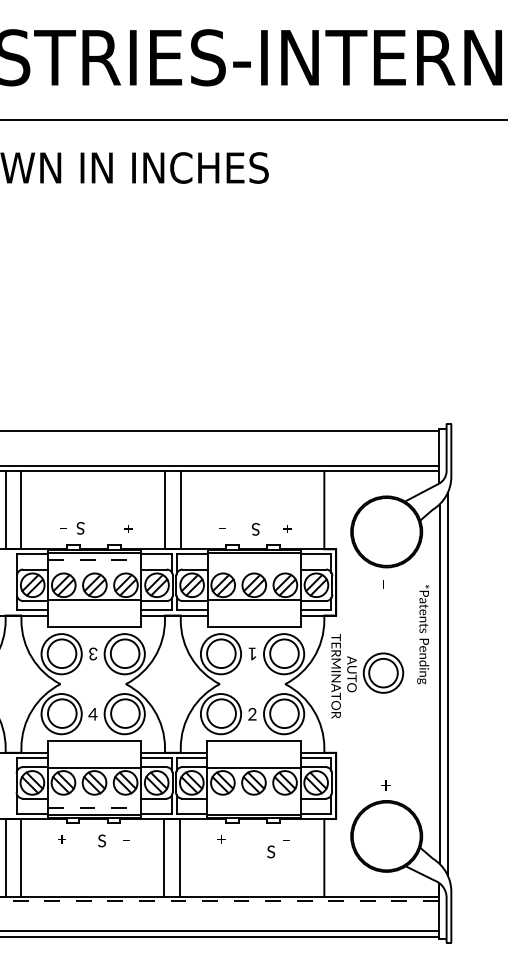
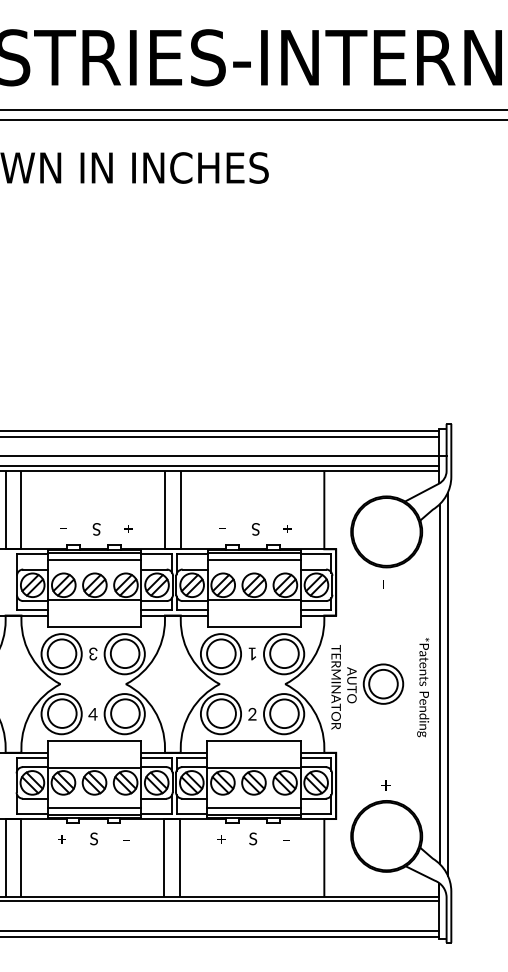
line: none -> present (253, 110)
line: none -> present (220, 436)
line: none -> present (224, 455)
text position: (80, 528) -> (96, 529) (96, 529)
line: dashed -> solid (94, 560)
line: none -> present (253, 560)
text position: (423, 634) -> (423, 687) (423, 687)
part position: (367, 676) -> (367, 687) (367, 687)
line: dashed -> solid (94, 808)
line: none -> present (253, 808)
text position: (101, 840) -> (93, 838) (93, 838)
text position: (271, 851) -> (253, 838) (253, 838)
line: dashed -> solid (219, 901)
